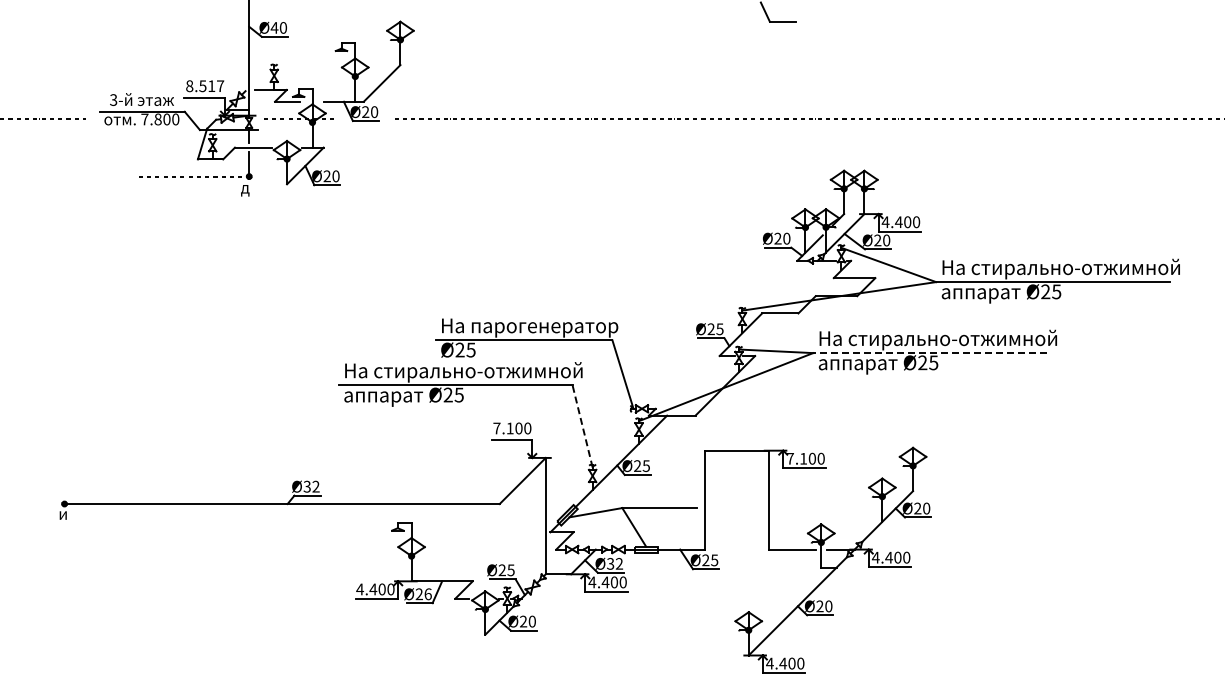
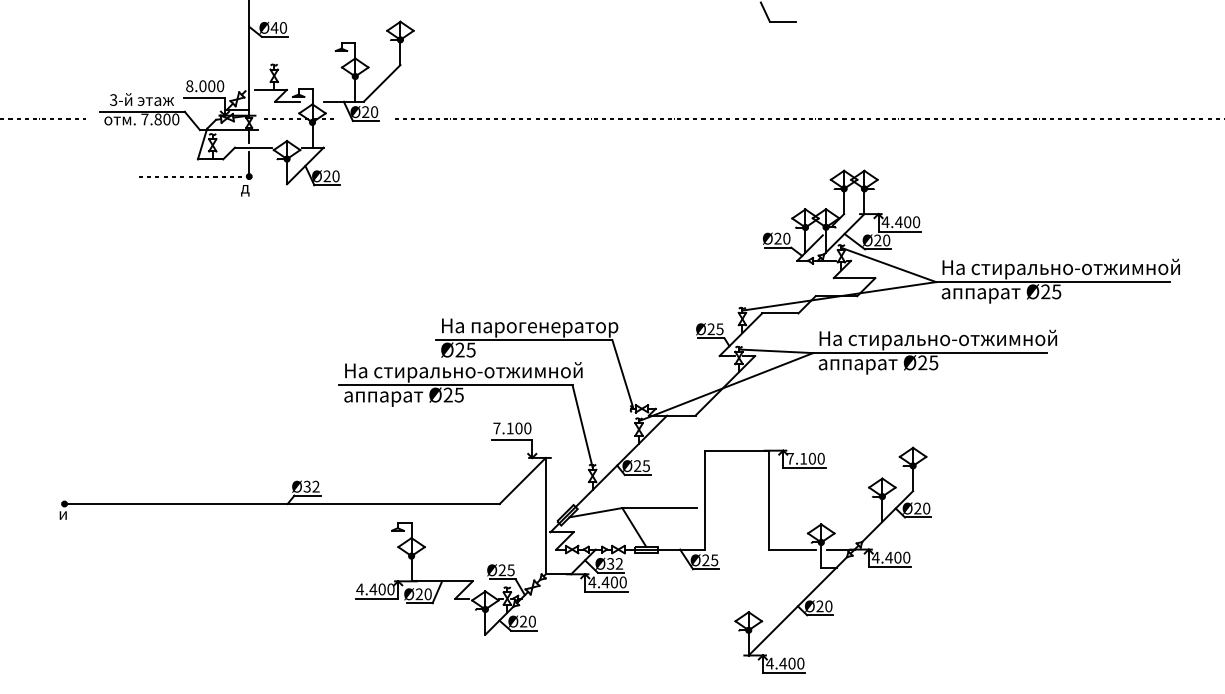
text: 8.517 -> 8.000 (211, 86)
line: dashed -> solid (930, 353)
line: dashed -> solid (582, 425)
text: Ø26 -> Ø20 (427, 594)
